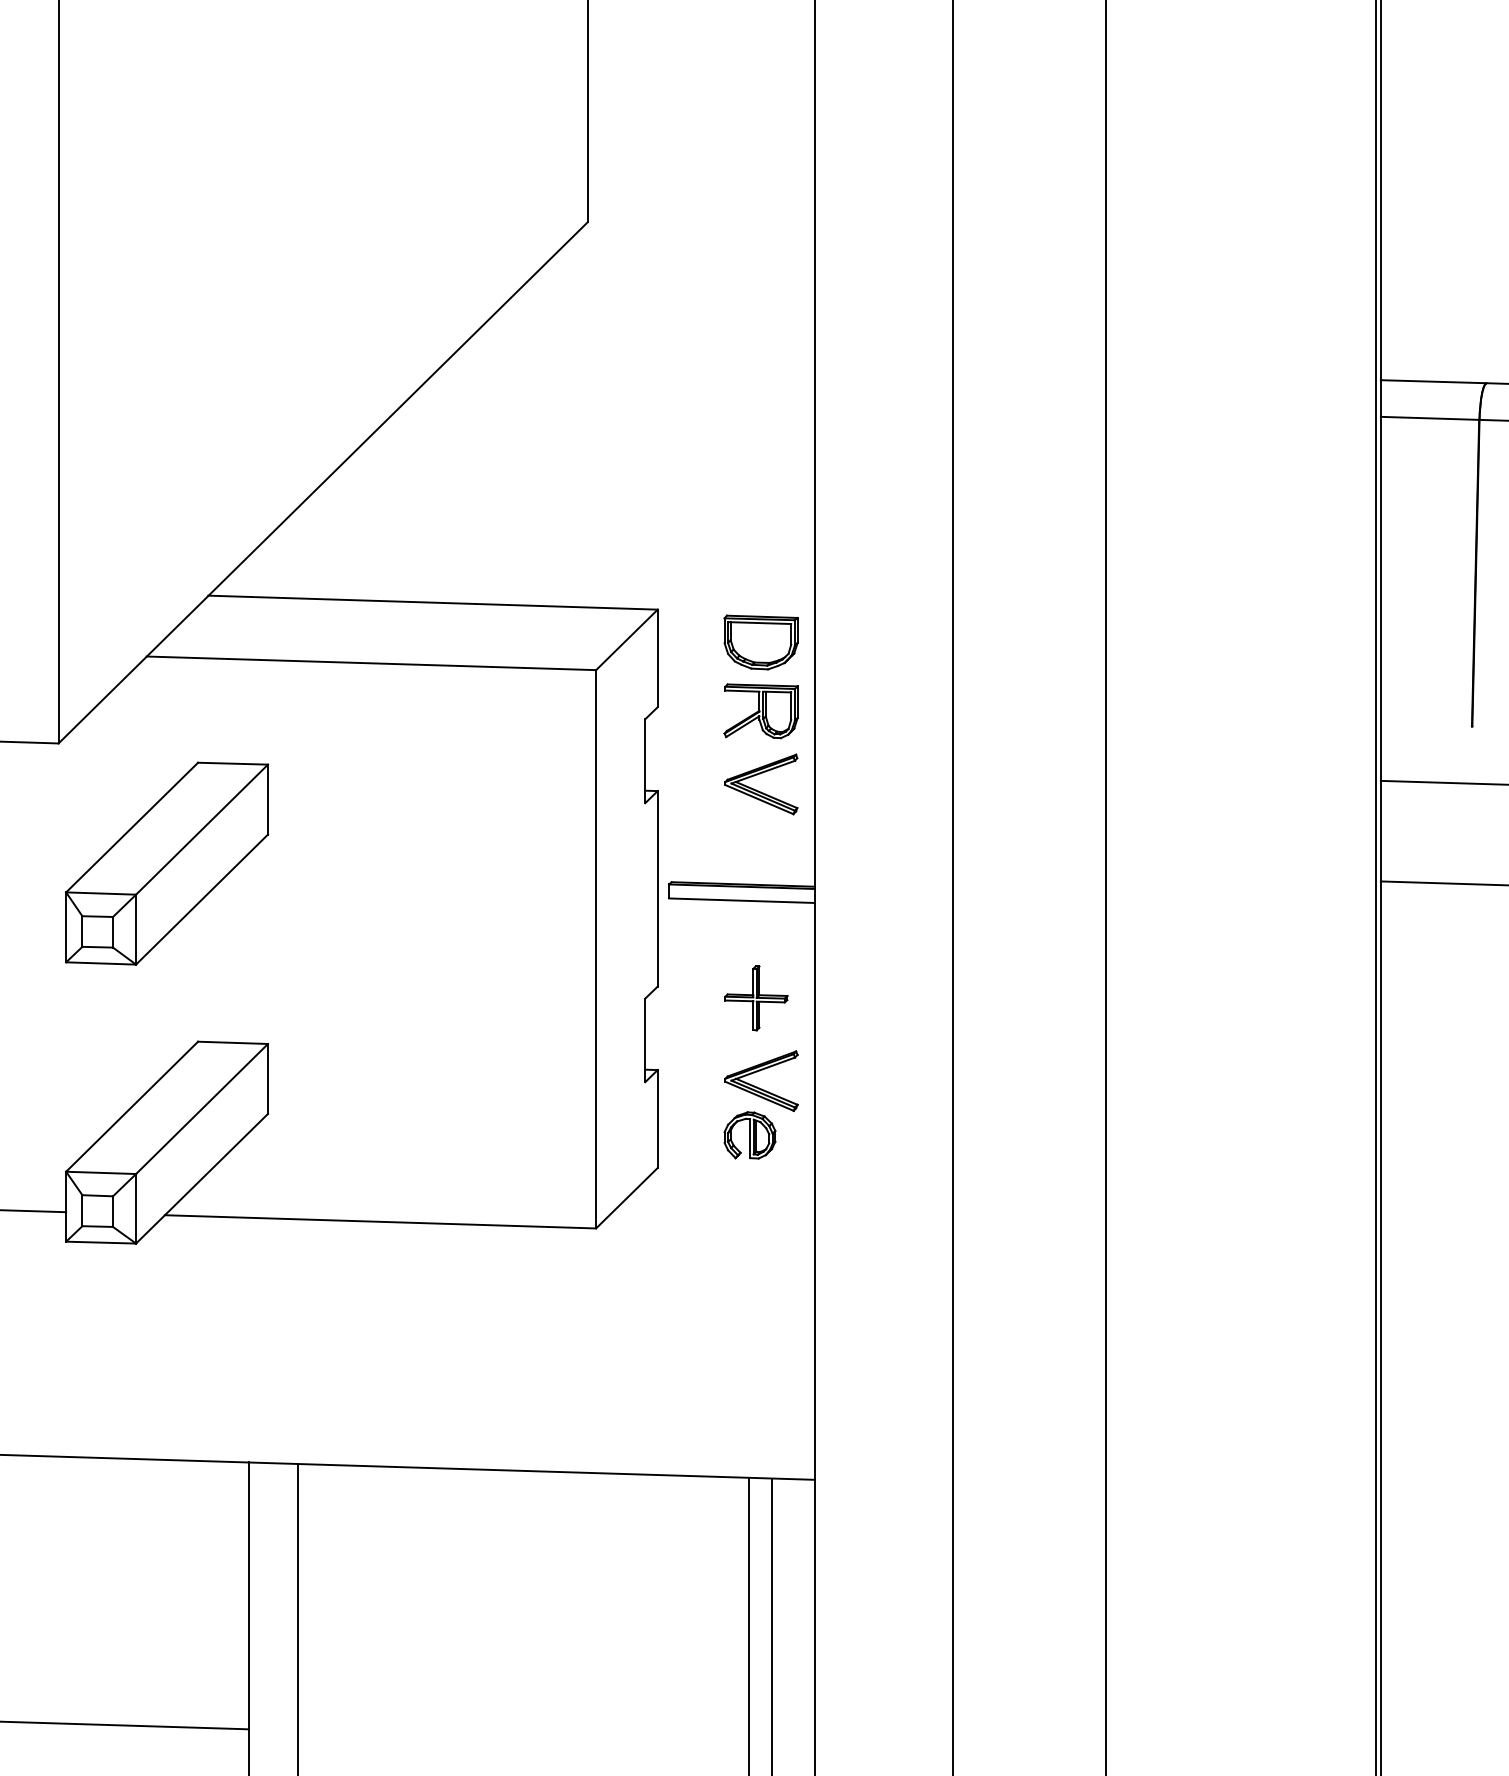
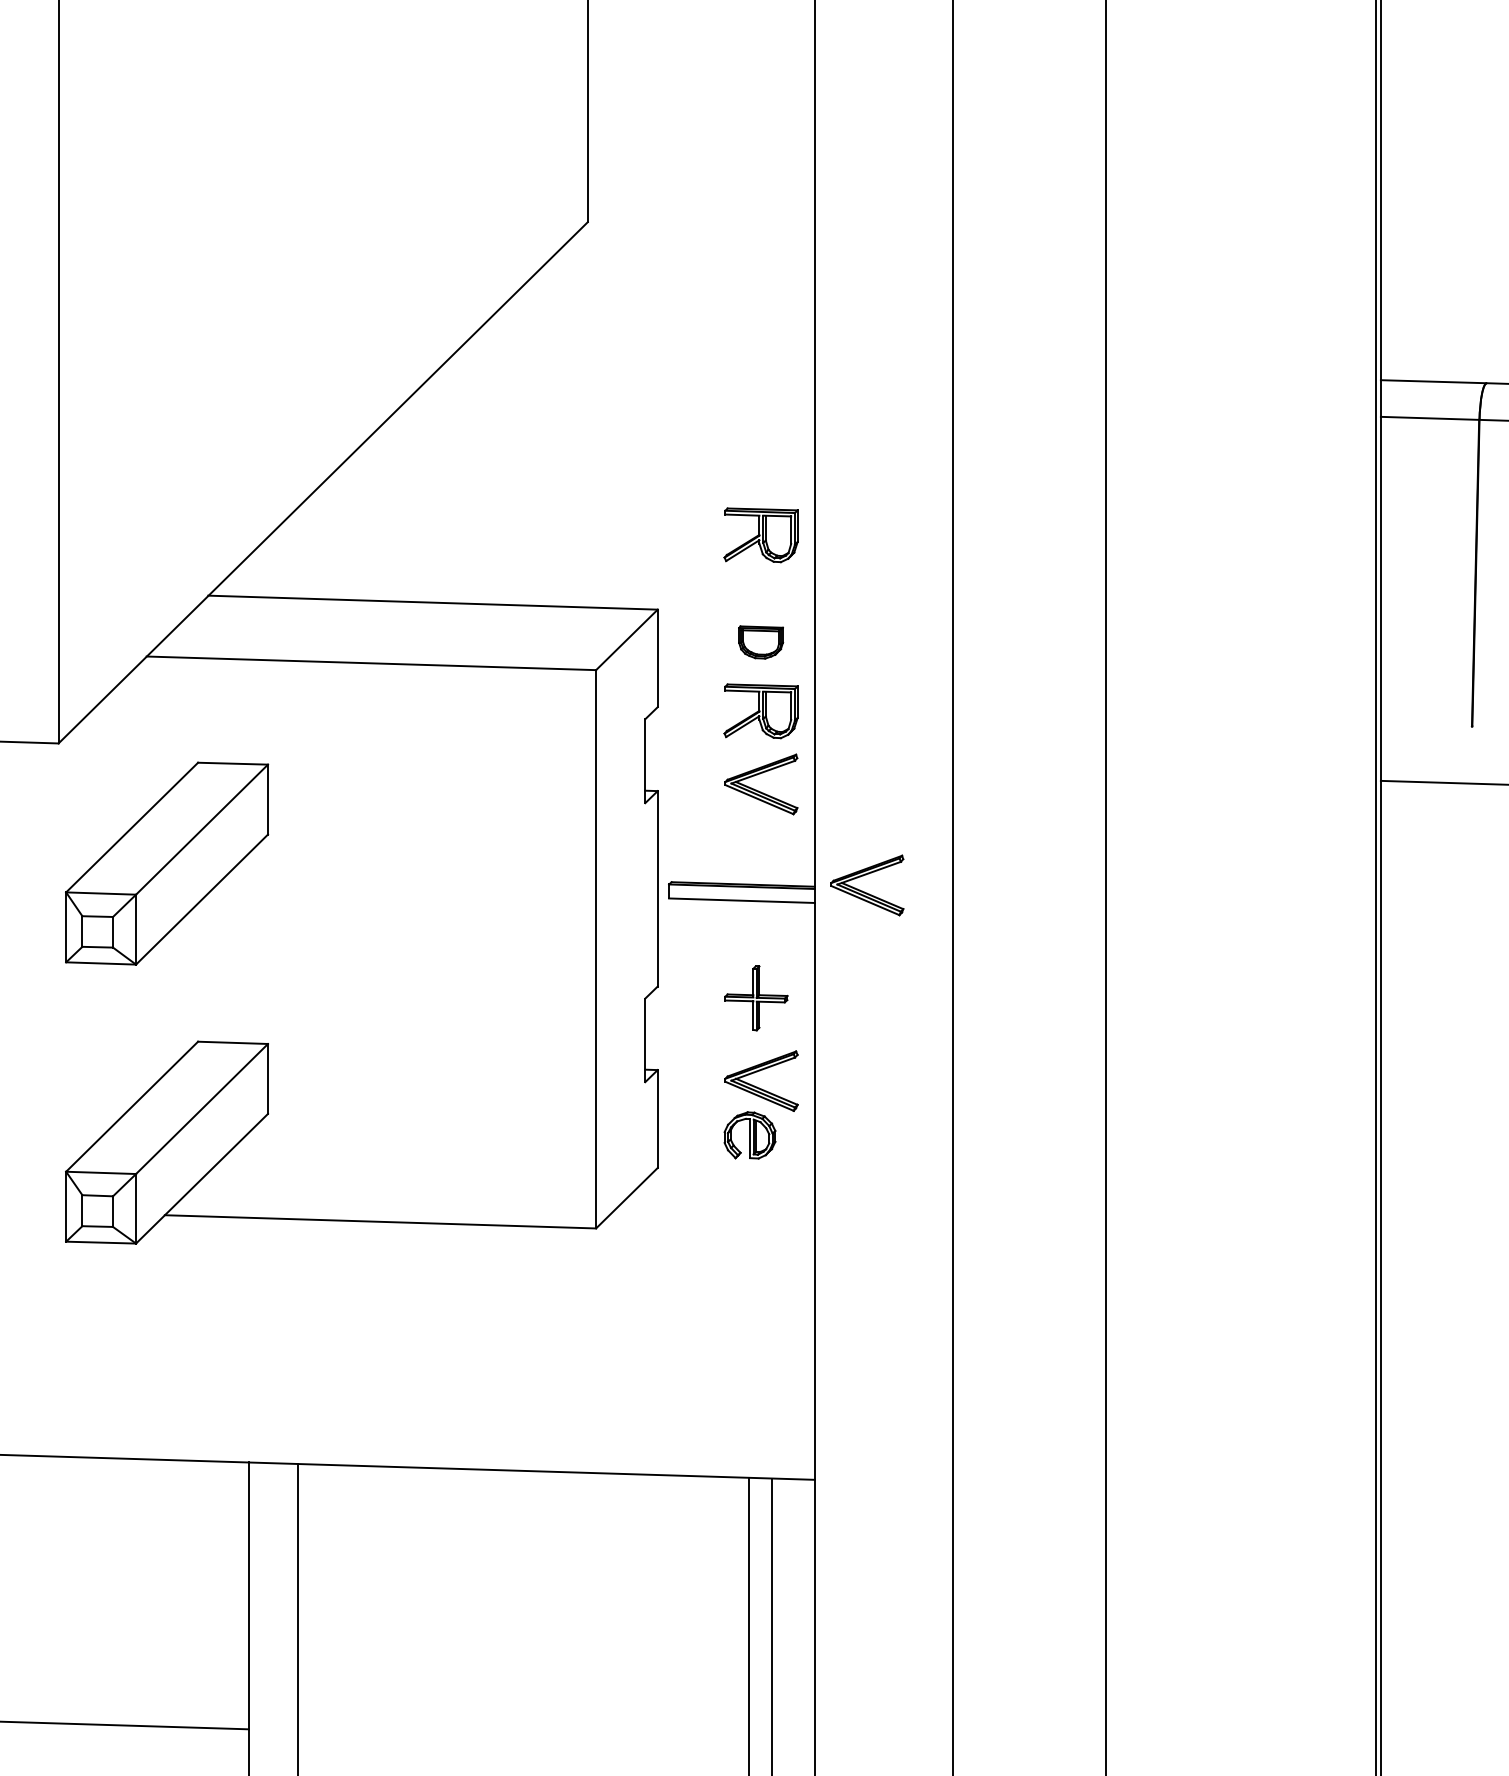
part: none -> present (760, 535)
part size: 76x57 px -> 47x35 px (761, 642)
line: present -> none (1442, 883)
part: none -> present (864, 891)
line: present -> none (34, 1211)
